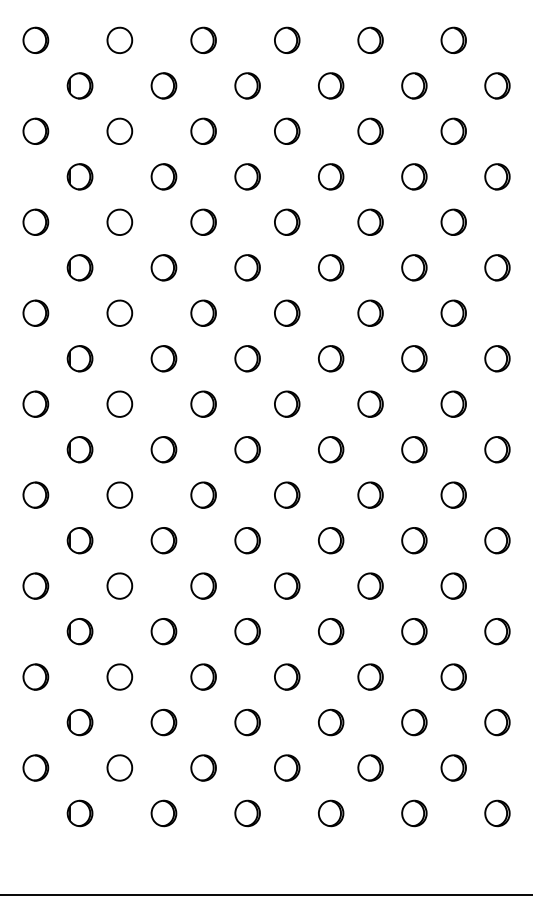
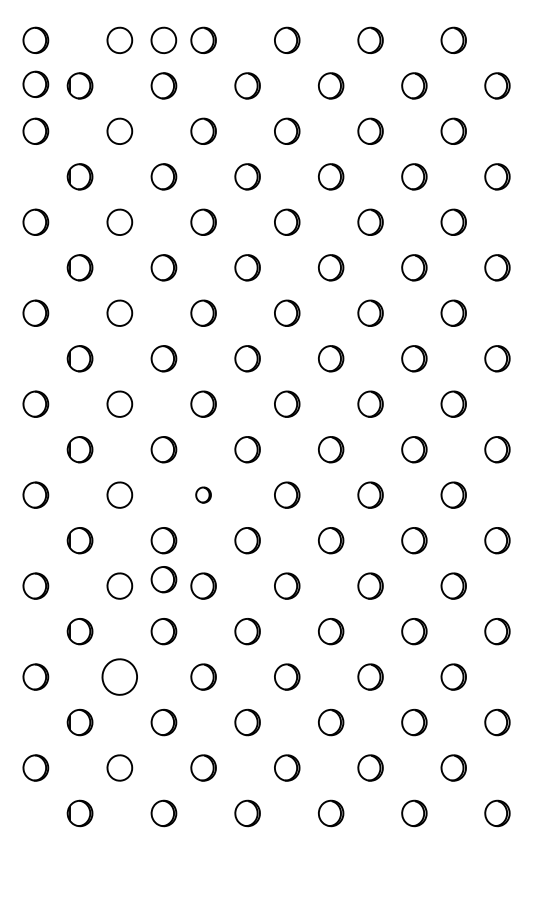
part: none -> present (163, 40)
part: none -> present (35, 84)
part size: 27x28 px -> 17x18 px (203, 494)
part: none -> present (163, 579)
part size: 28x28 px -> 37x38 px (119, 676)
line: present -> none (265, 895)
